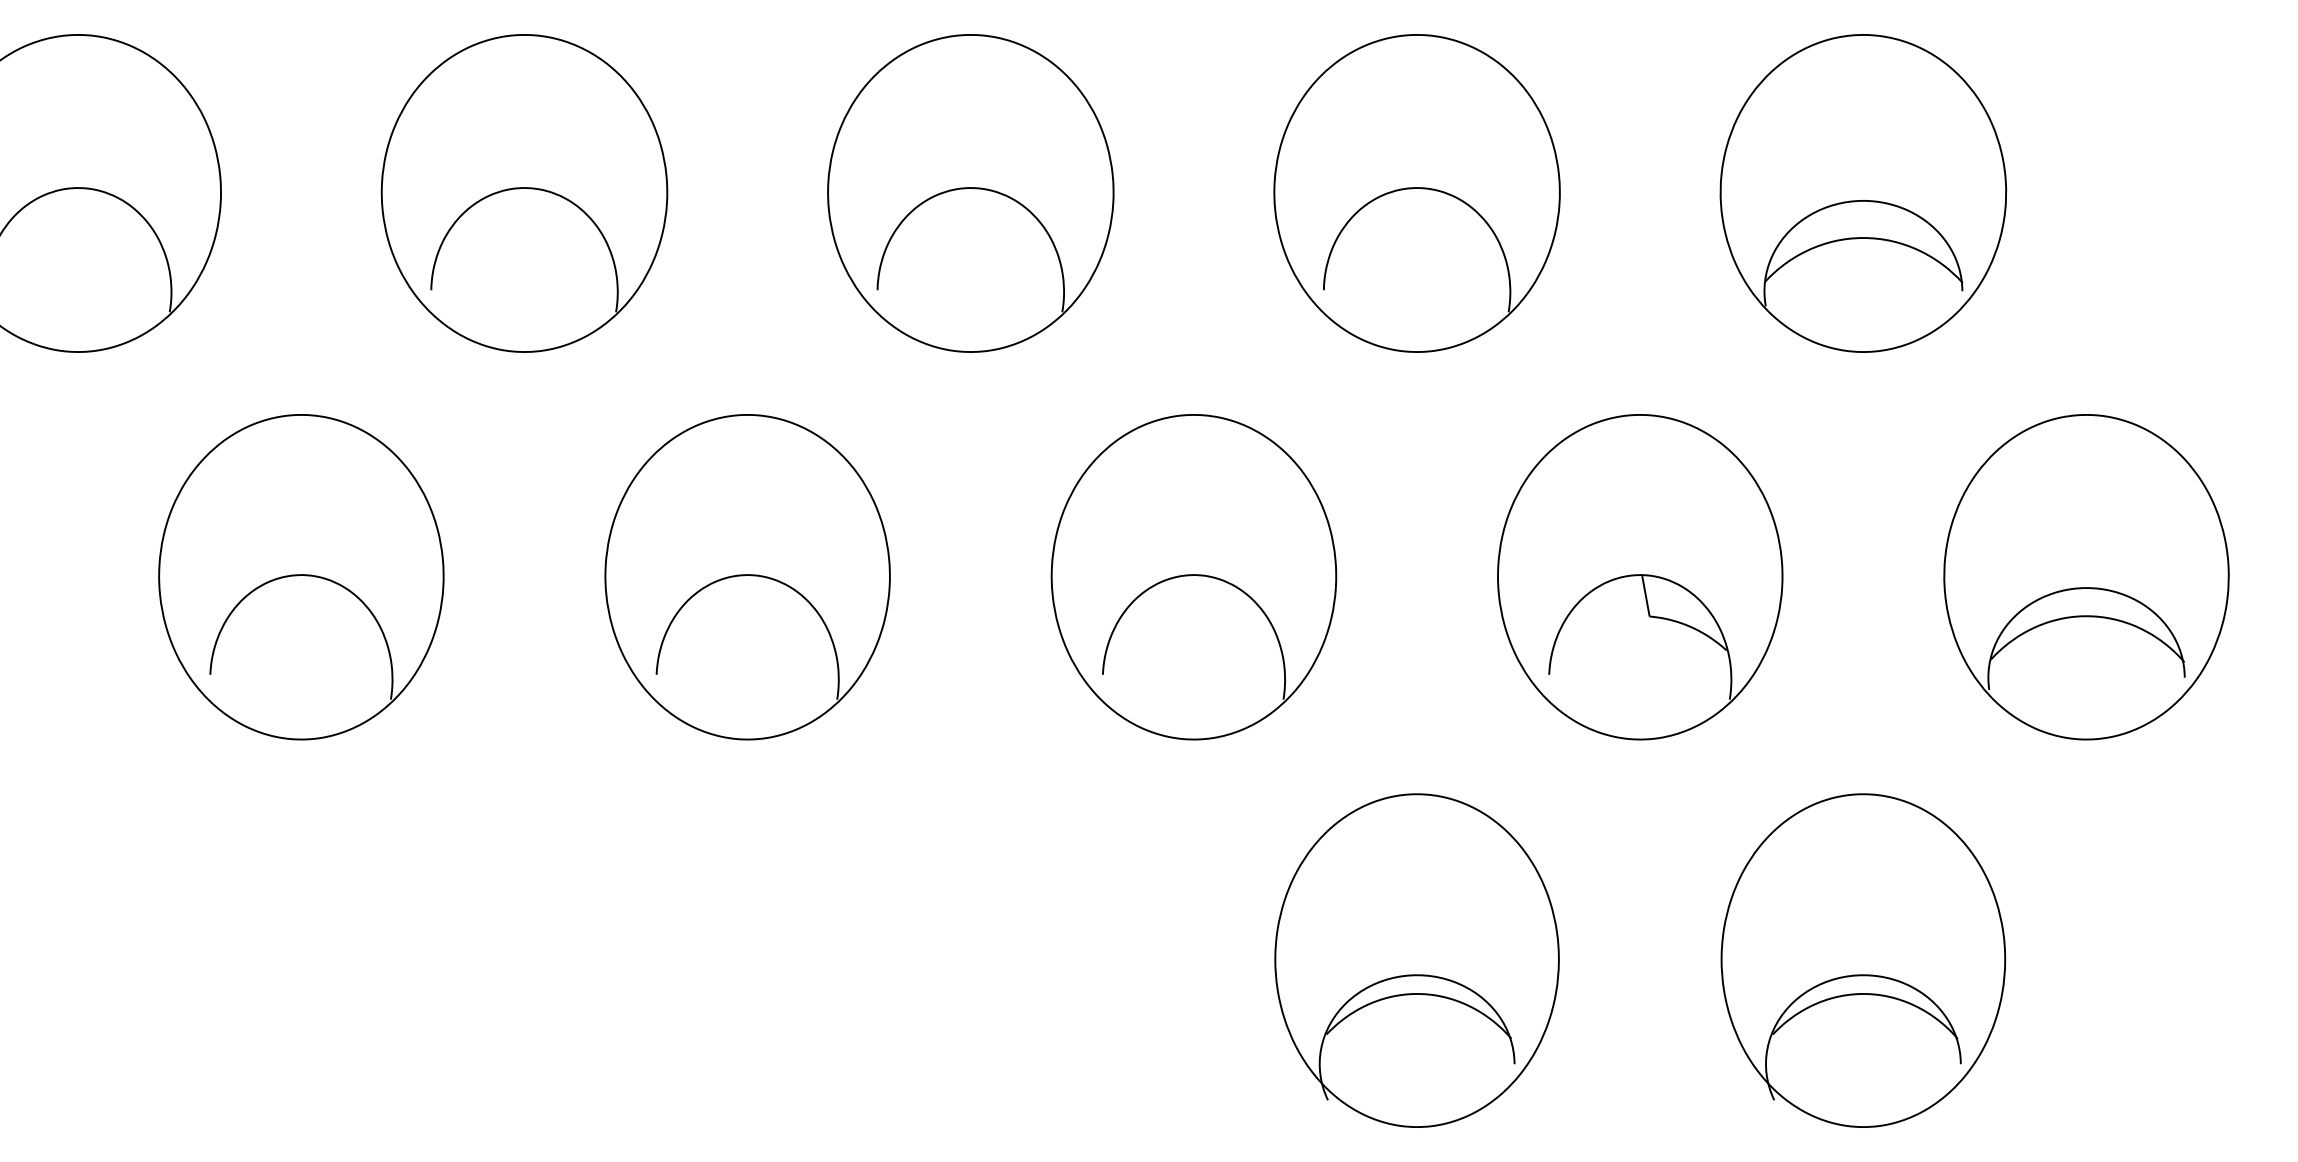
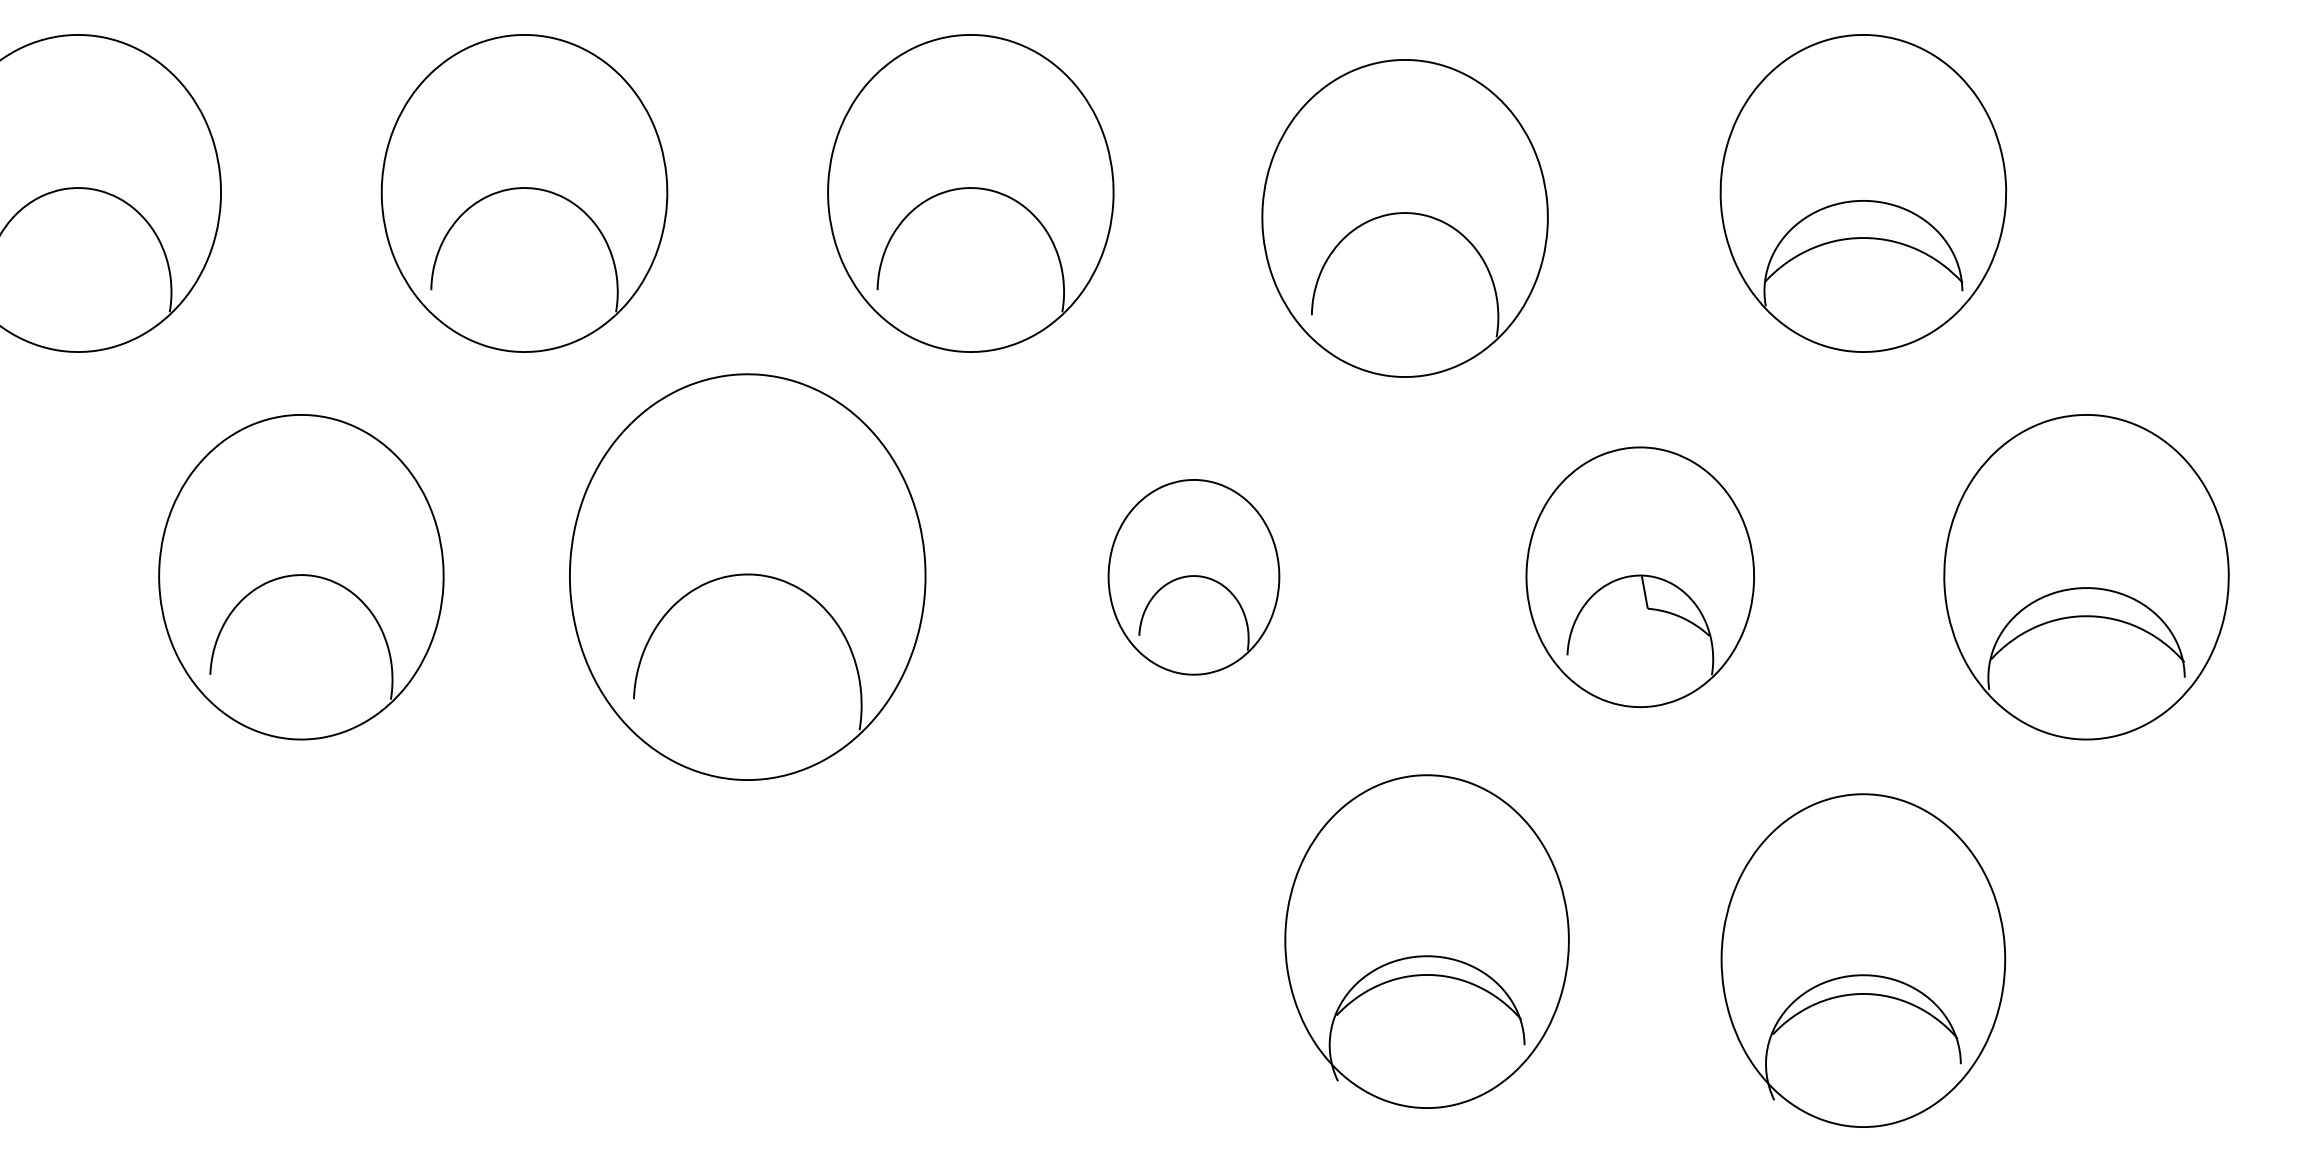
part position: (1416, 193) -> (1404, 218) (1404, 218)
part size: 287x327 px -> 358x408 px (747, 576)
part size: 288x327 px -> 174x197 px (1193, 577)
part size: 287x327 px -> 230x262 px (1639, 576)
part position: (1416, 960) -> (1426, 941) (1426, 941)
